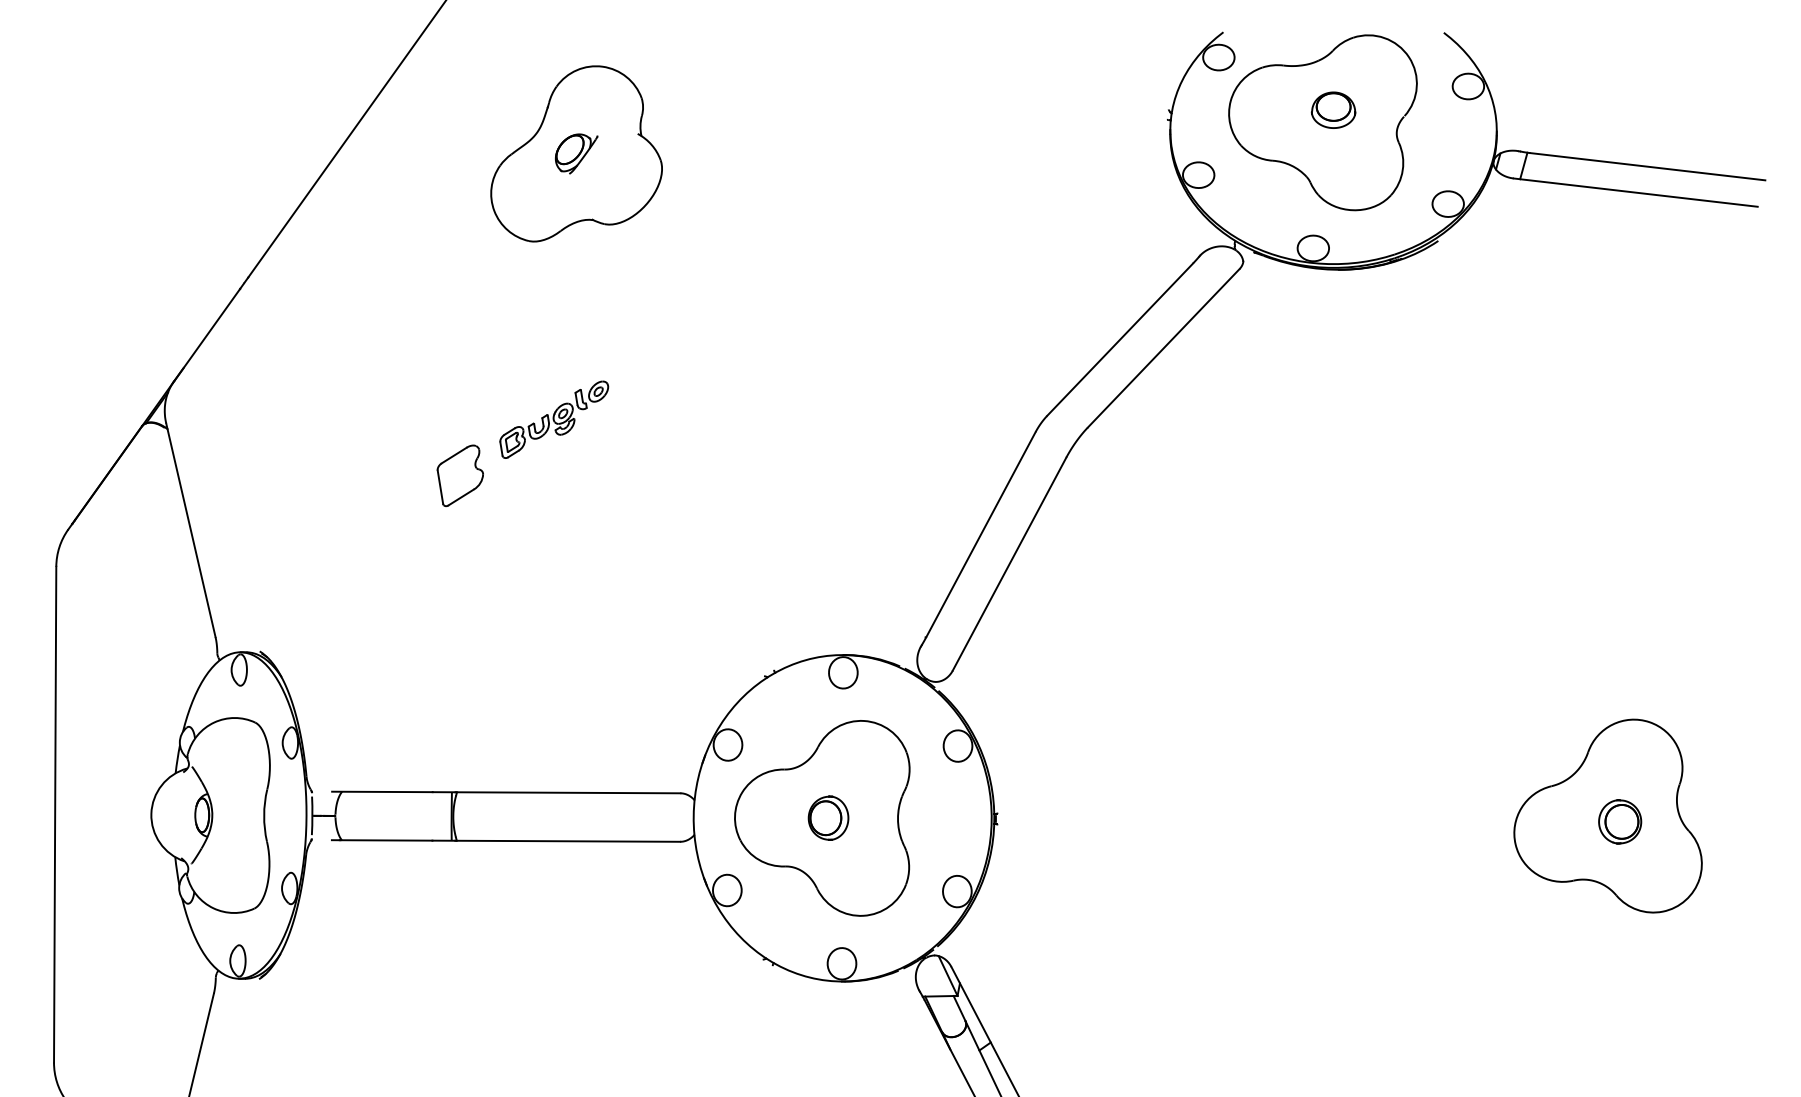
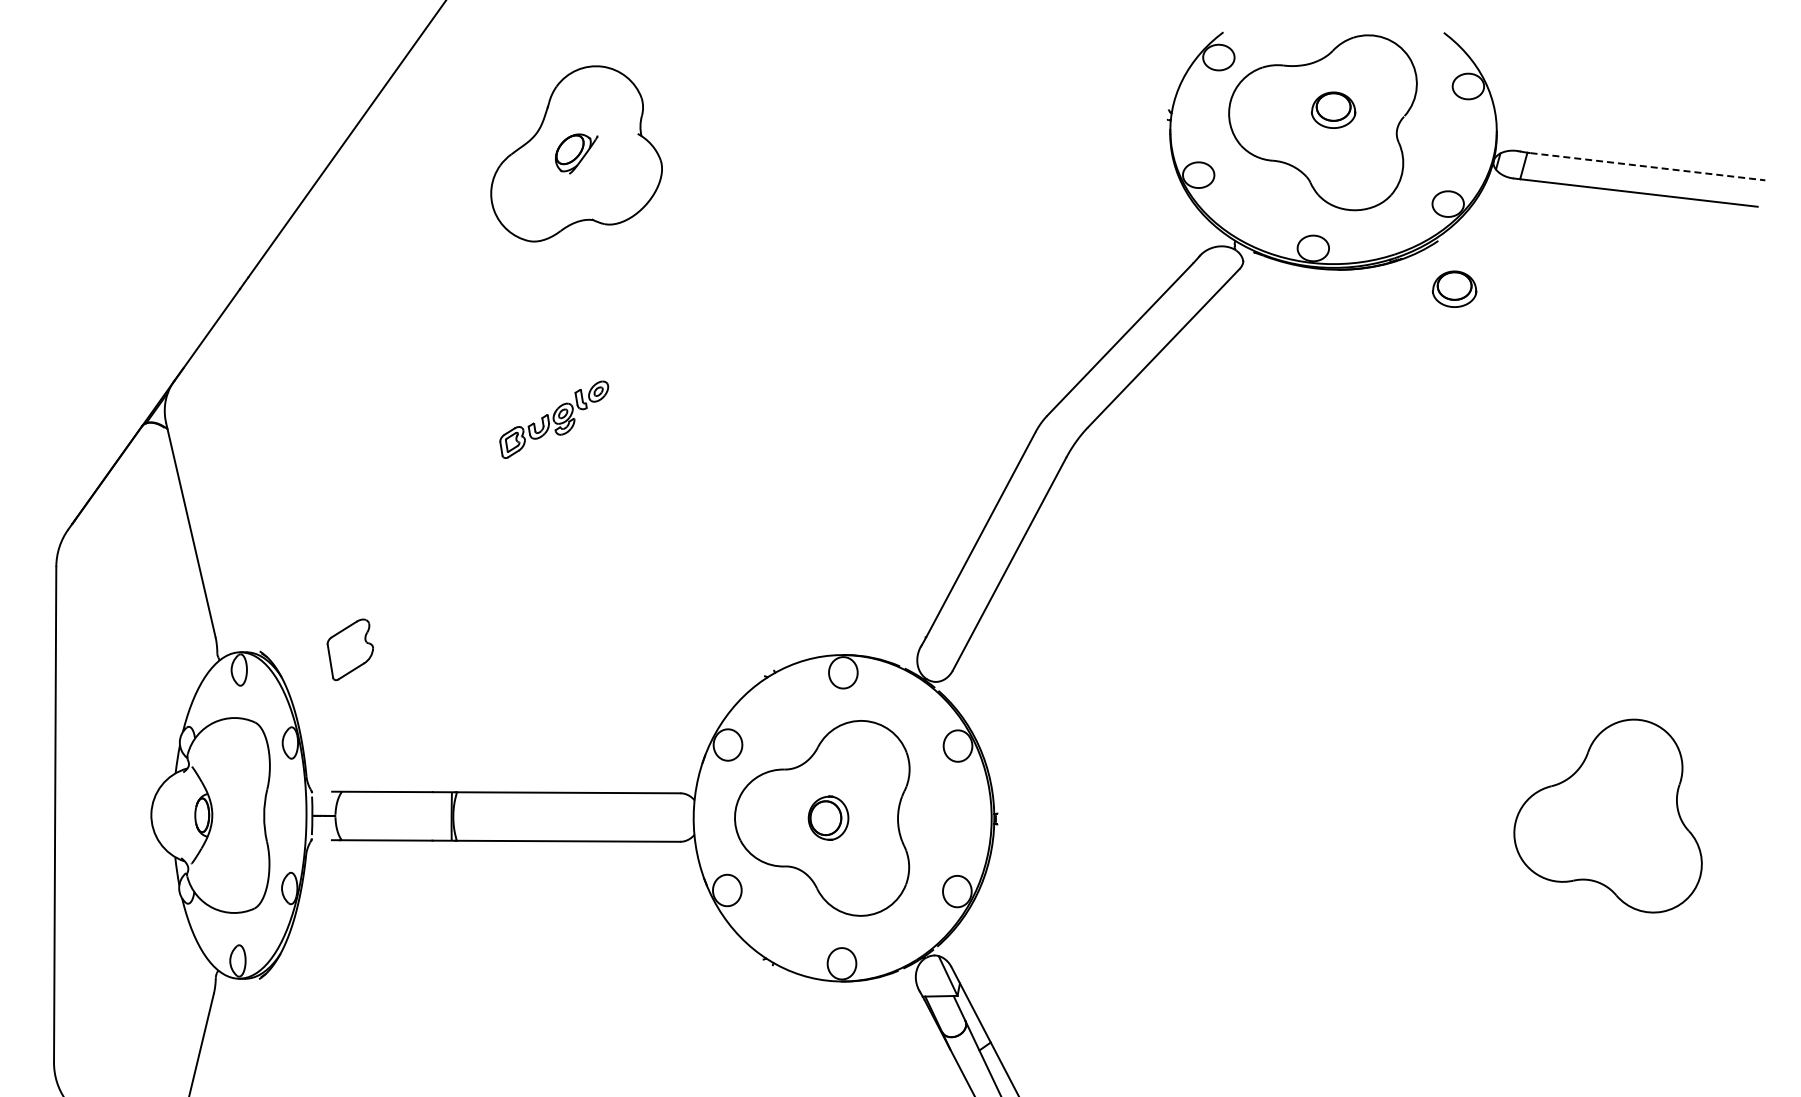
line: solid -> dashed (1648, 166)
part: none -> present (1454, 288)
part position: (459, 475) -> (349, 649) (349, 649)
part: present -> none (1620, 821)
